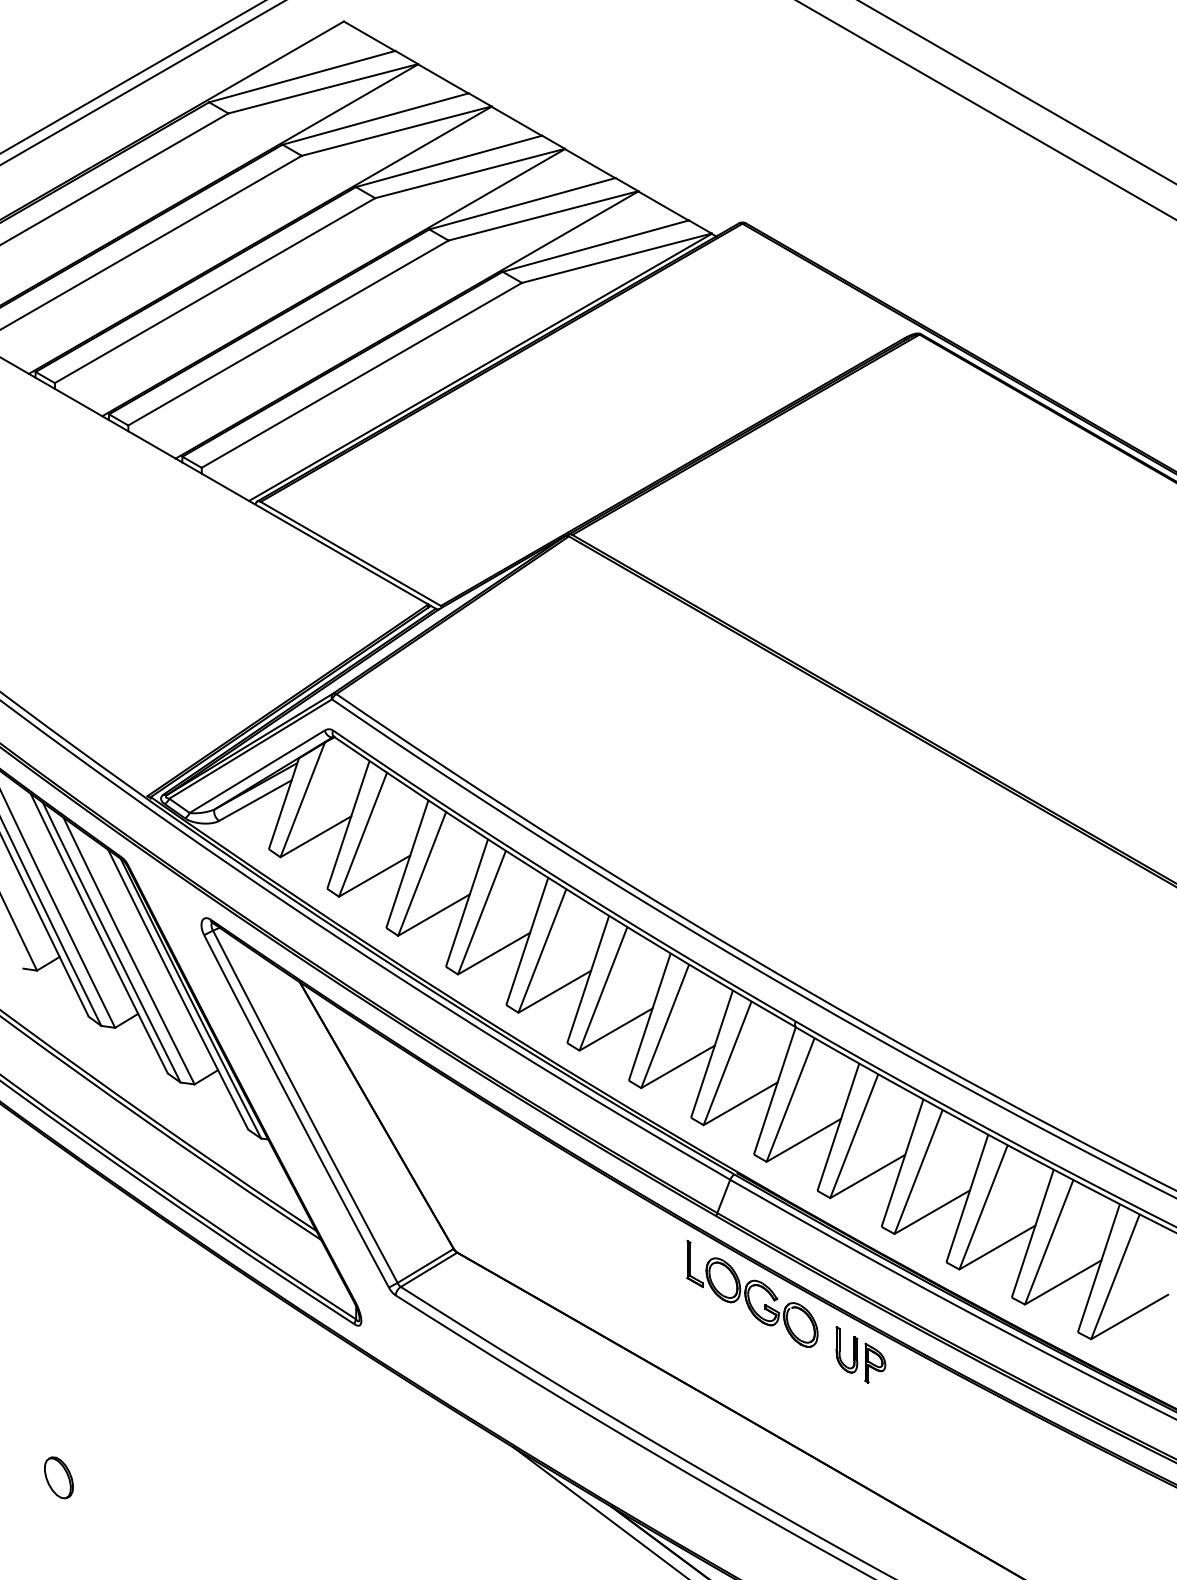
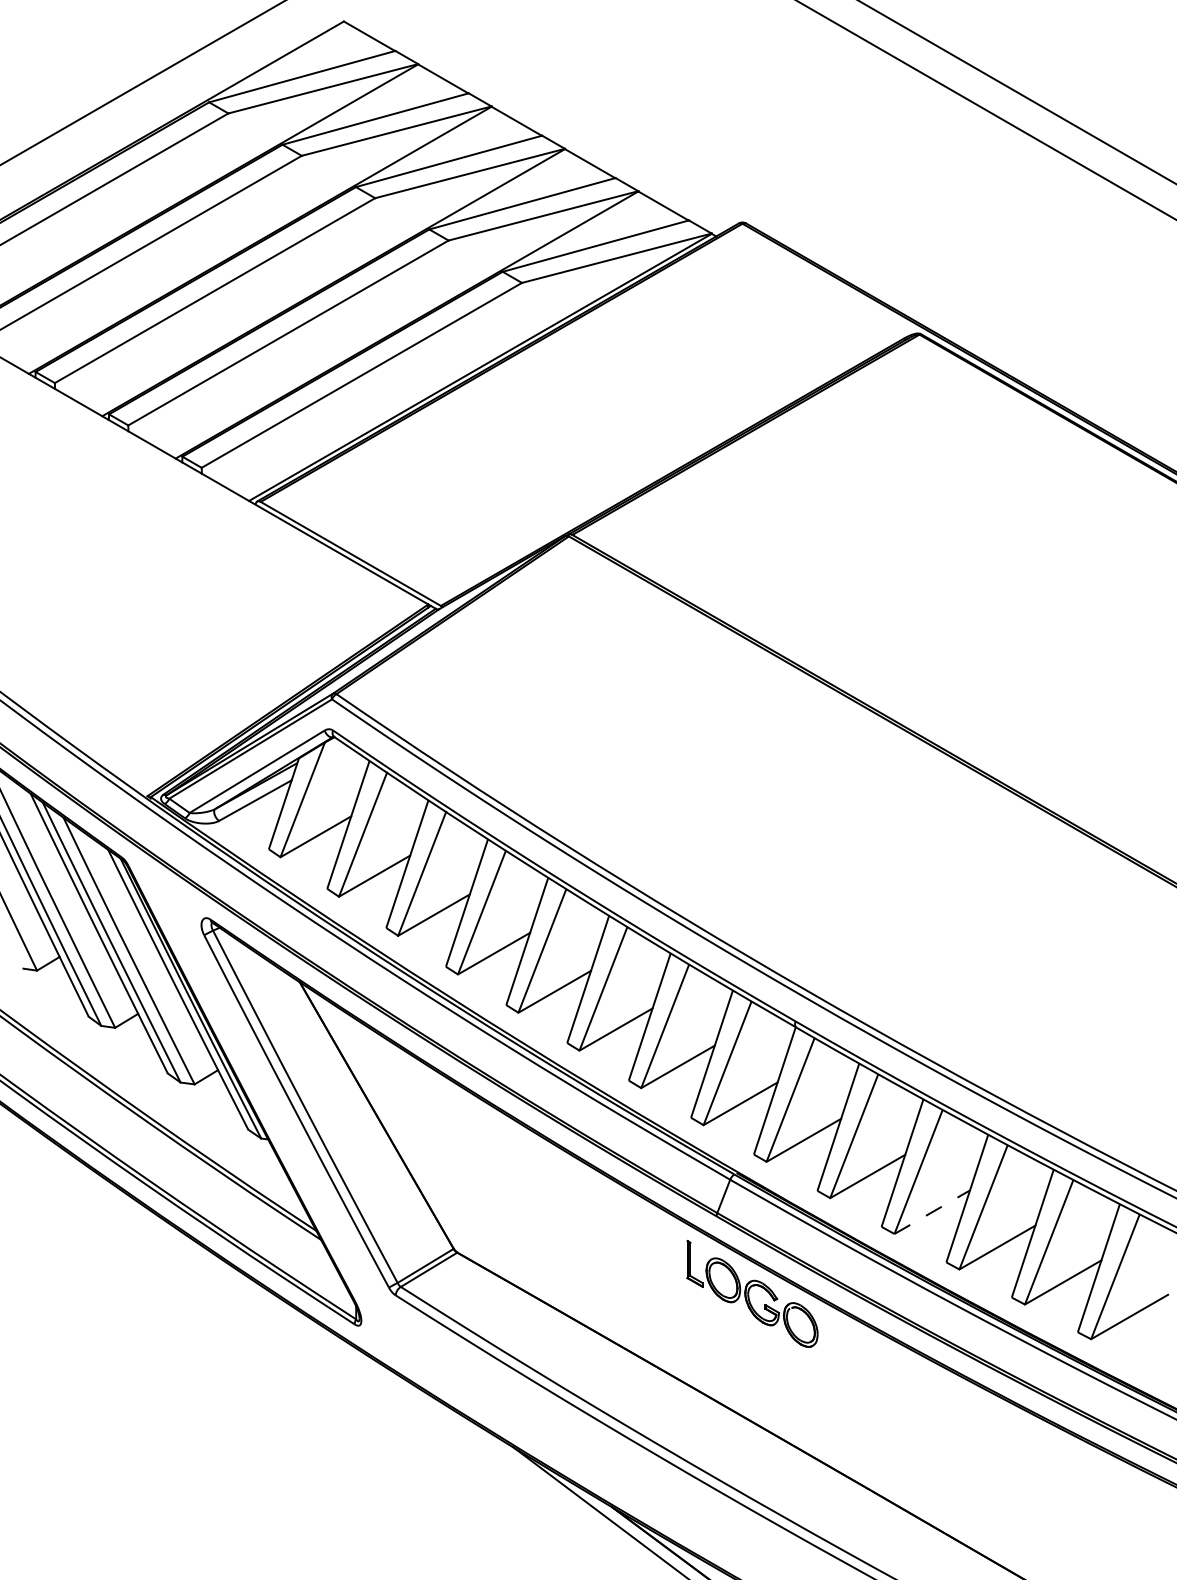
line: present -> none (132, 77)
line: solid -> dashed (932, 1212)
part: present -> none (860, 1354)
part: present -> none (58, 1477)
